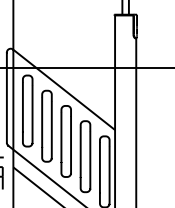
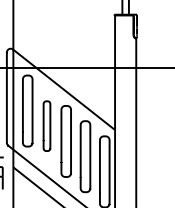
part size: 12x74 px -> 10x52 px (46, 125)
